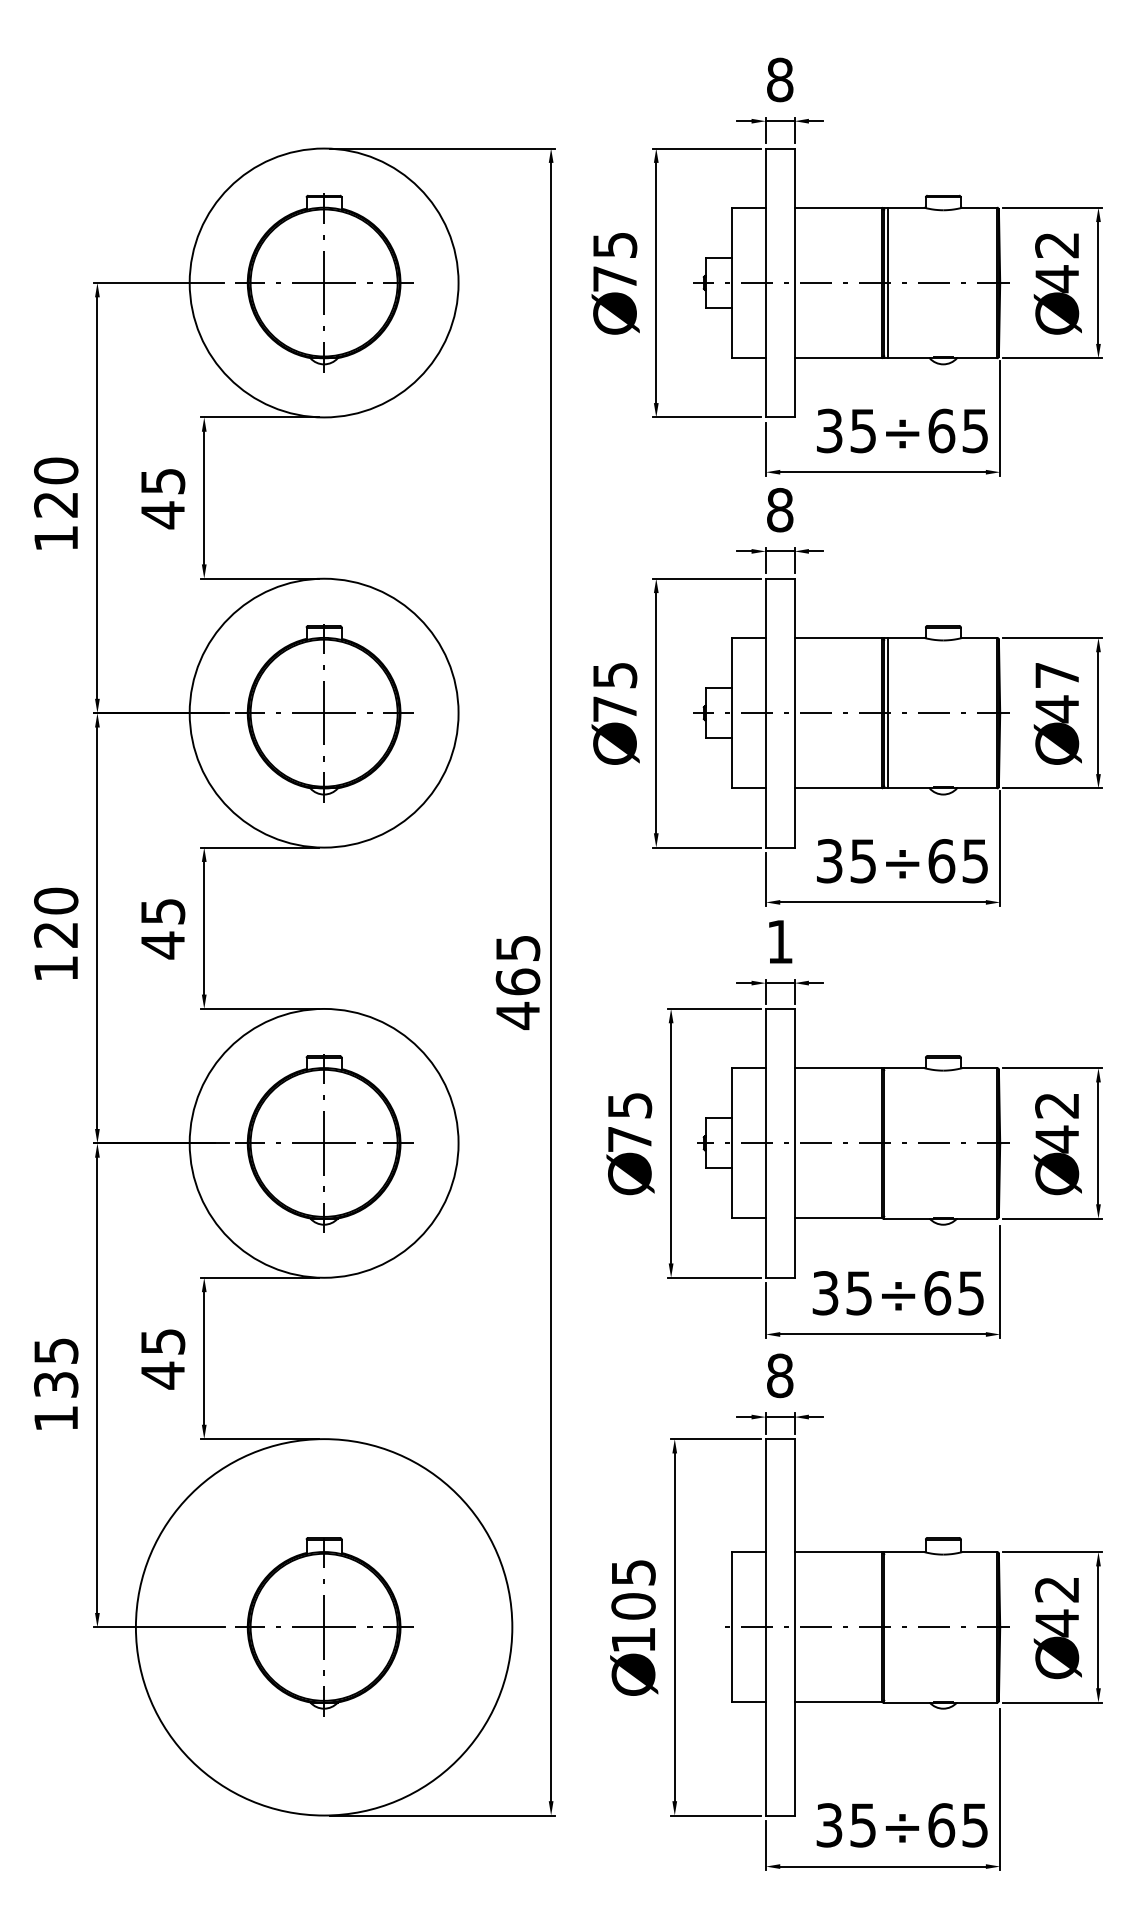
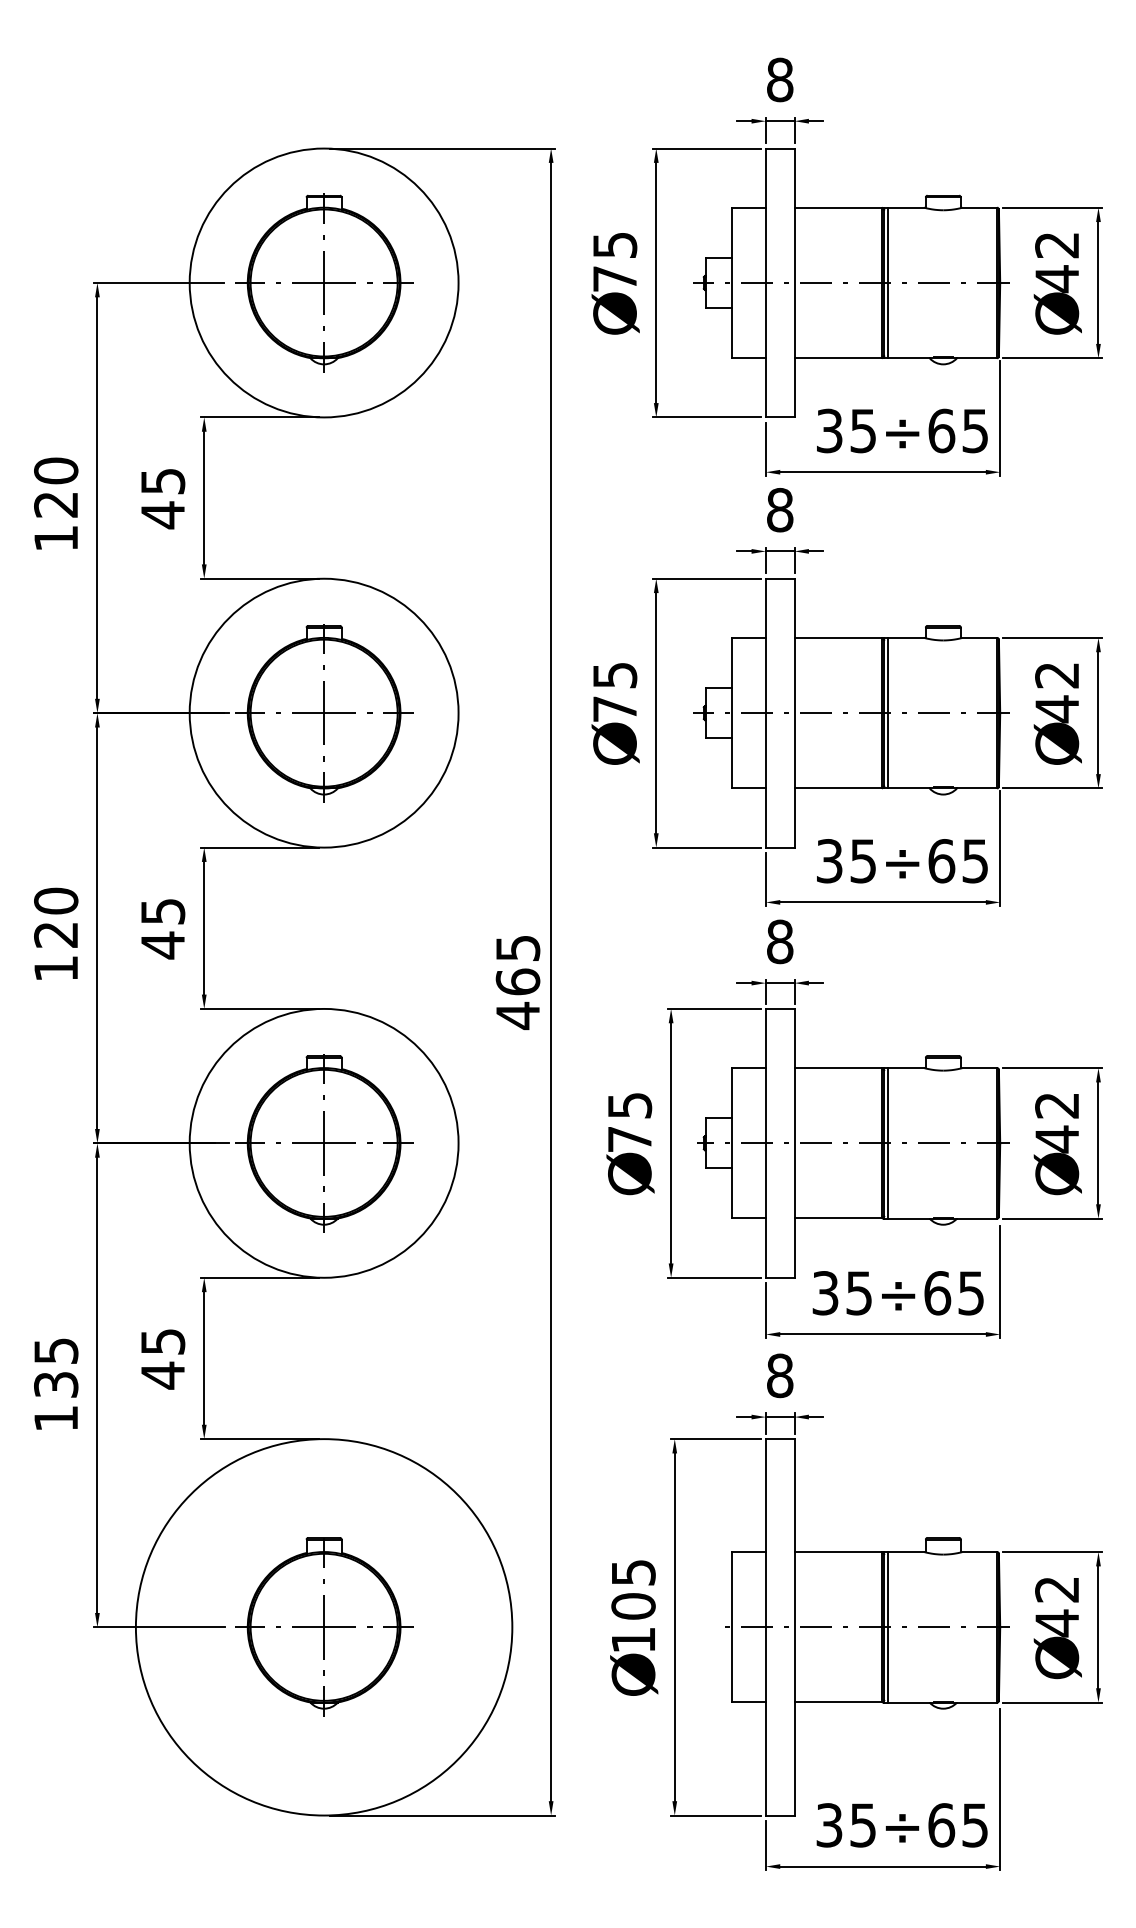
text: 47 -> 42 (1056, 675)
text: 1 -> 8 (780, 941)
line: none -> present (887, 1143)
line: none -> present (887, 1627)
